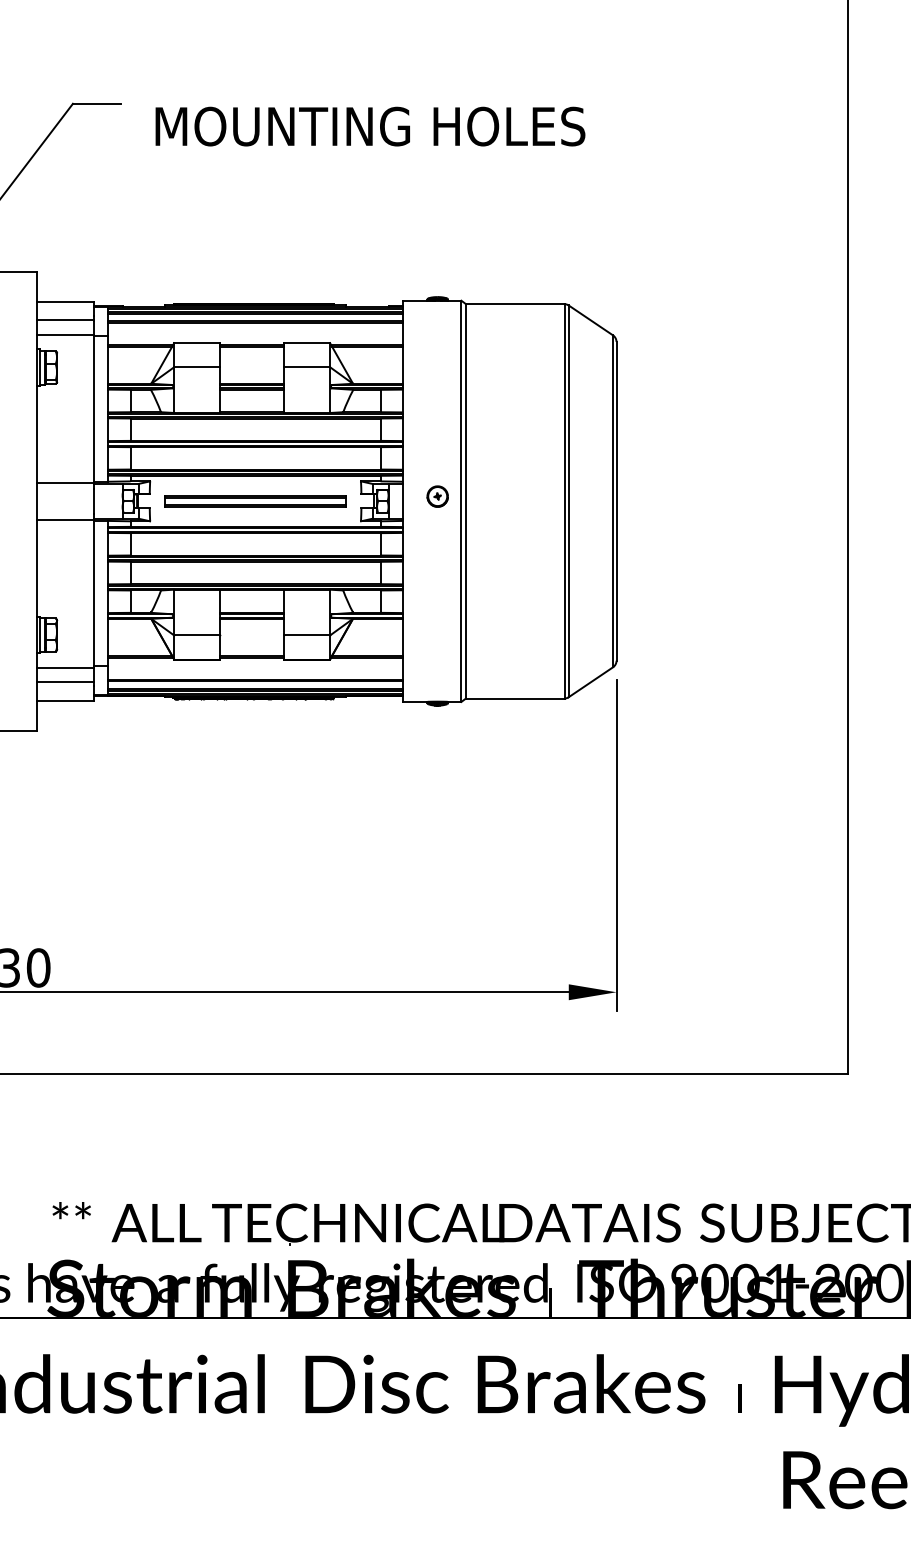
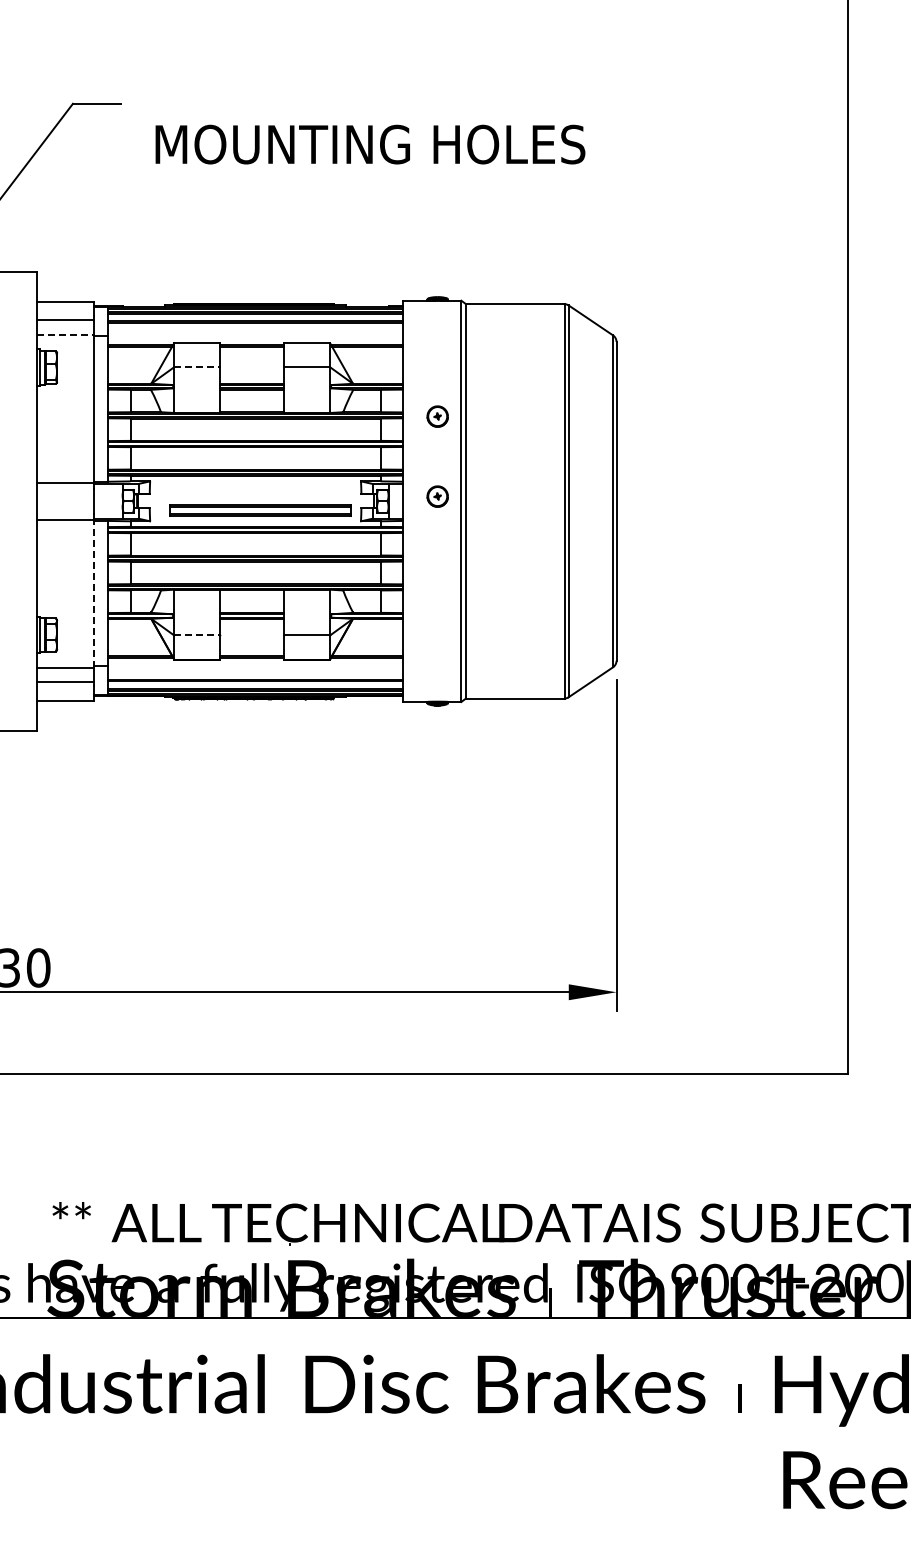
text position: (370, 126) -> (370, 144) (370, 144)
line: solid -> dashed (65, 334)
line: solid -> dashed (197, 367)
part: none -> present (437, 416)
part position: (255, 501) -> (260, 510) (260, 510)
line: solid -> dashed (93, 593)
line: solid -> dashed (197, 635)
